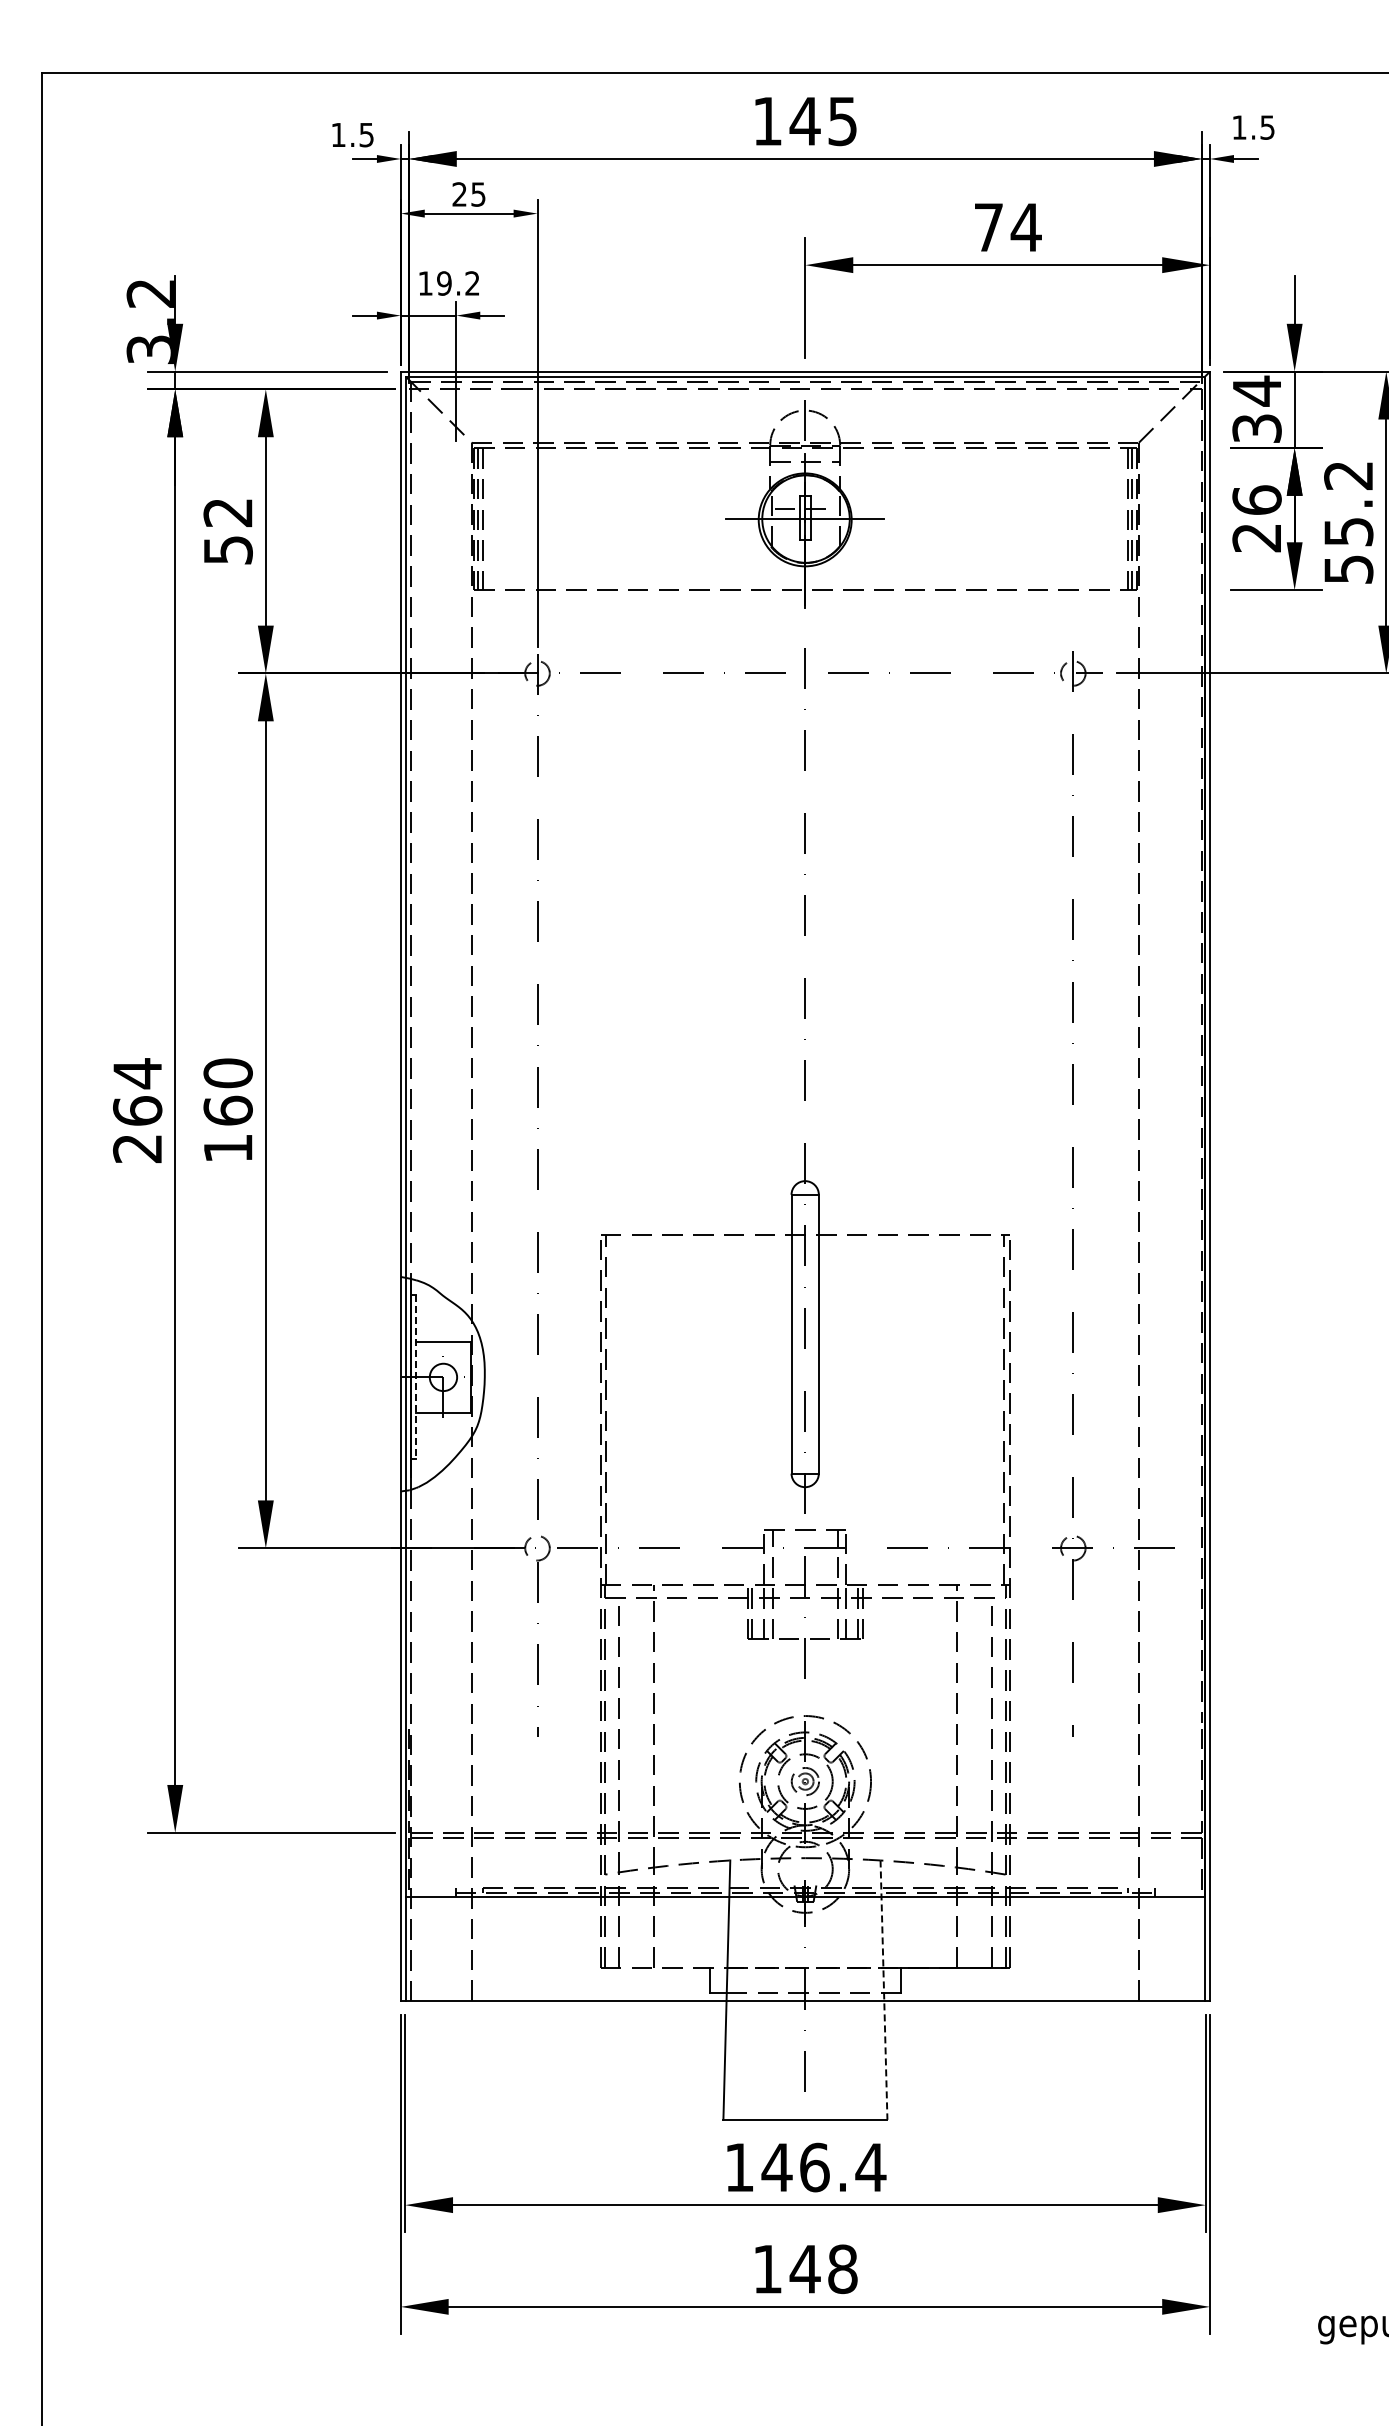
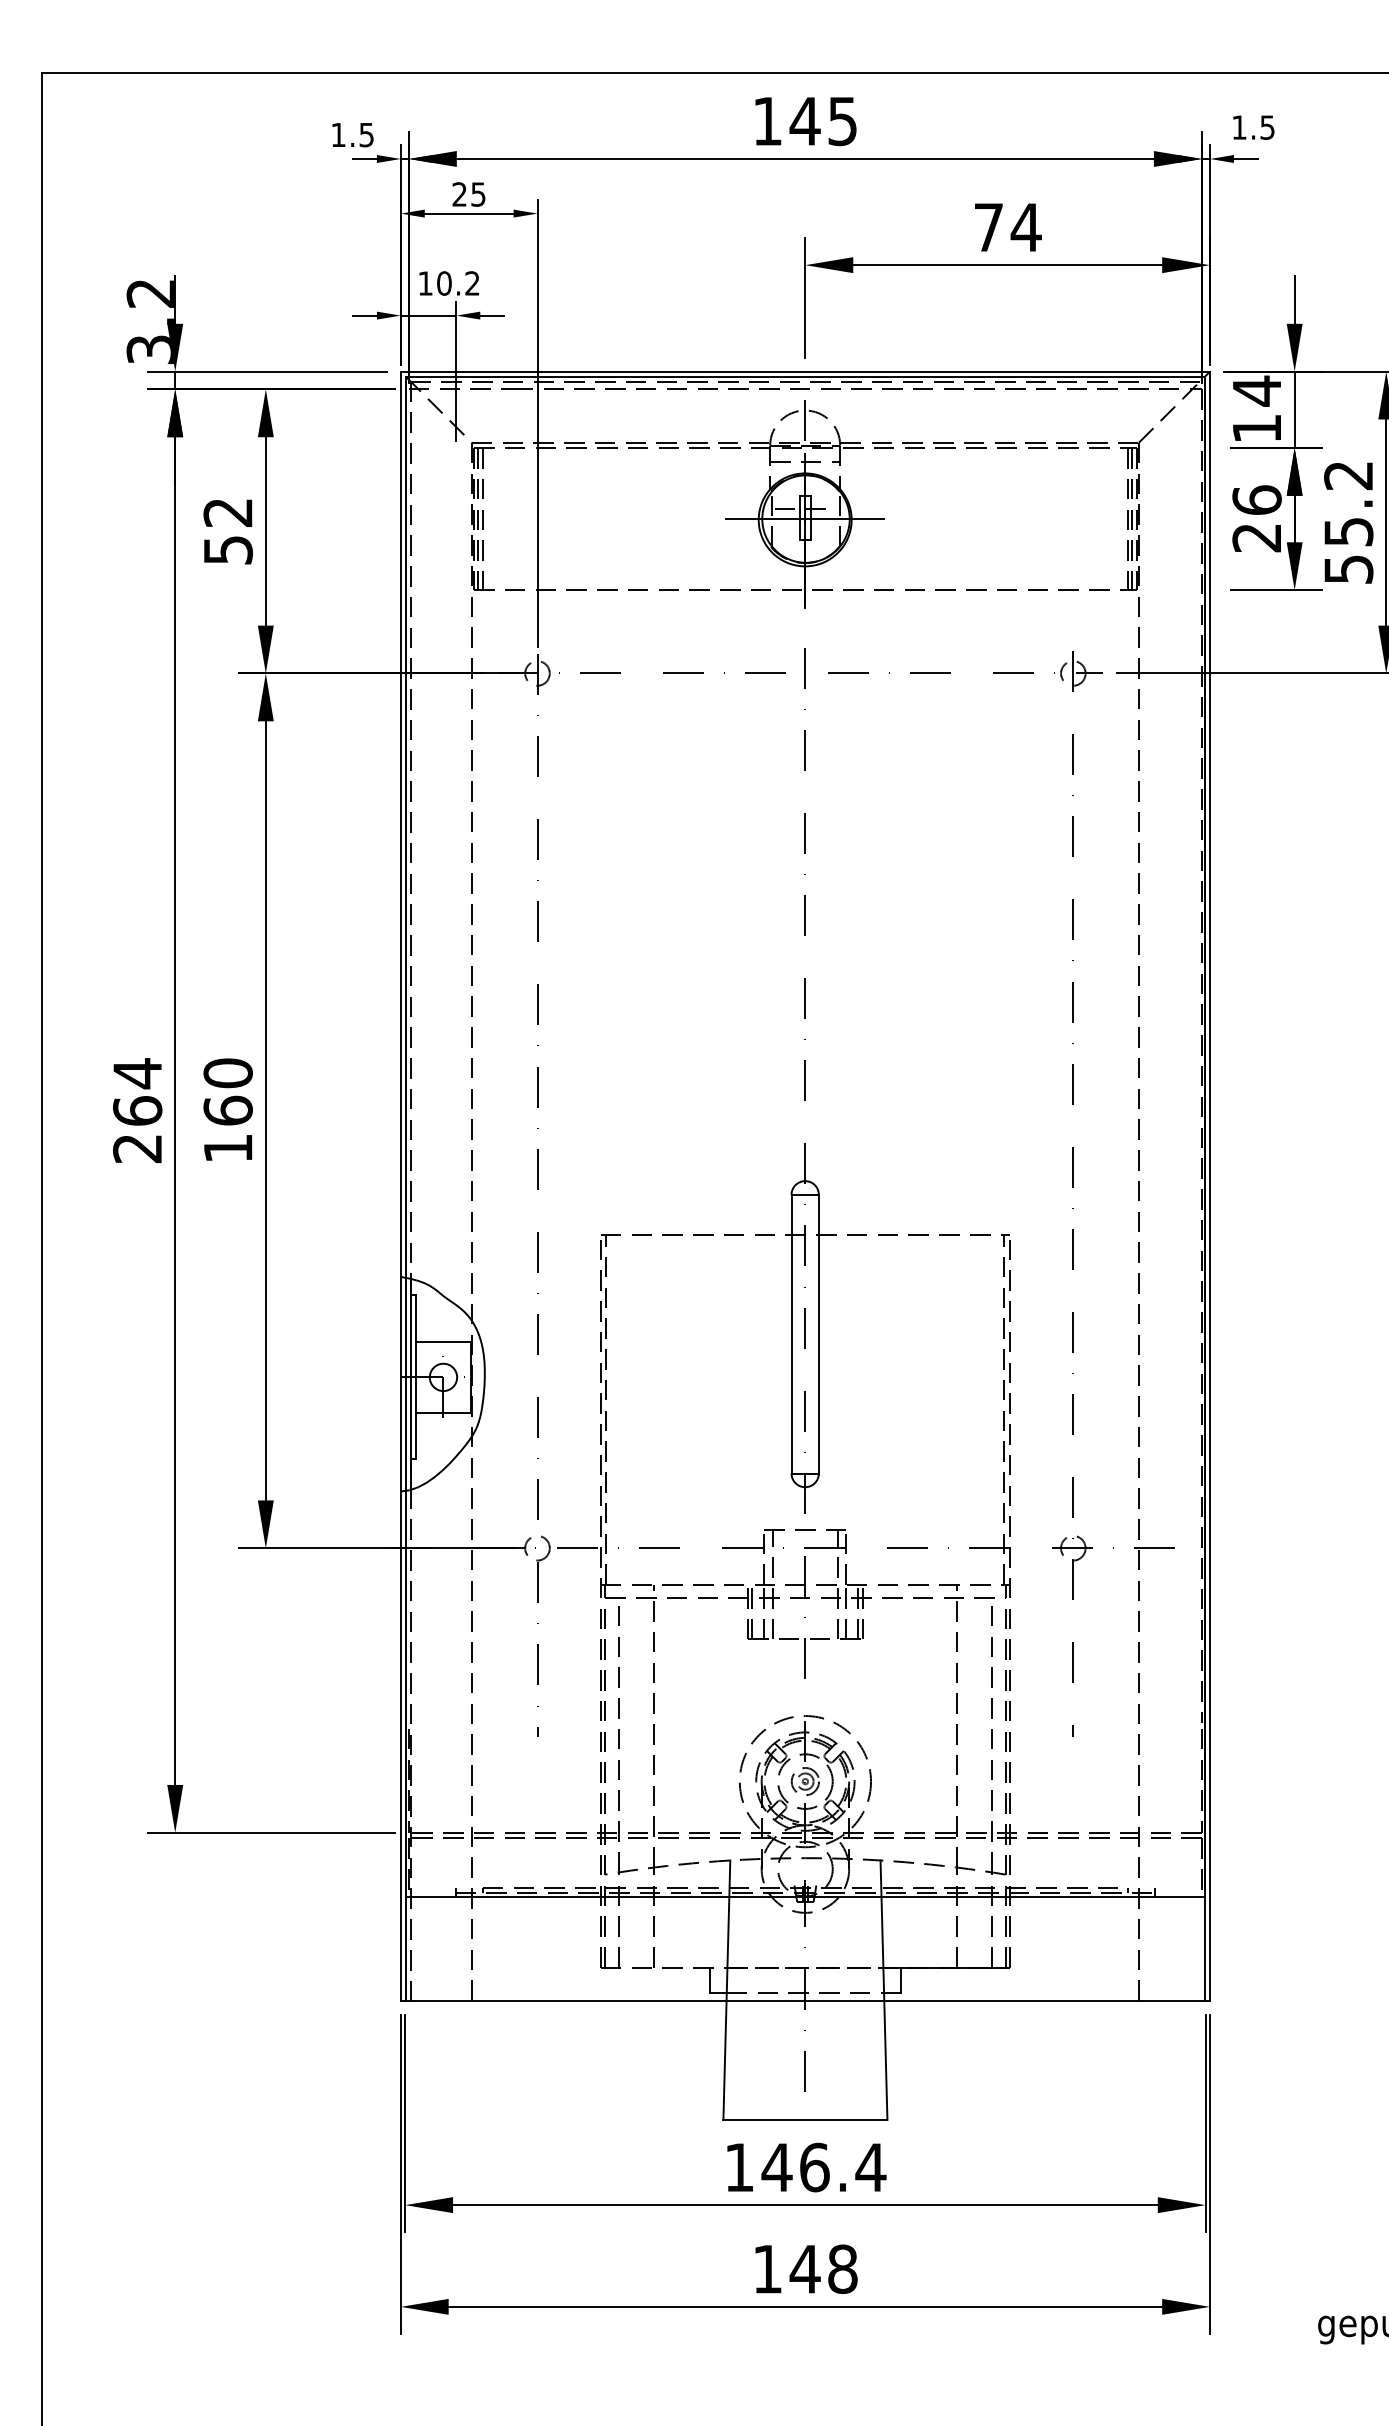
text: 19.2 -> 10.2 (444, 283)
text: 34 -> 14 (1256, 428)
line: dashed -> solid (416, 1377)
line: dashed -> solid (883, 1990)
